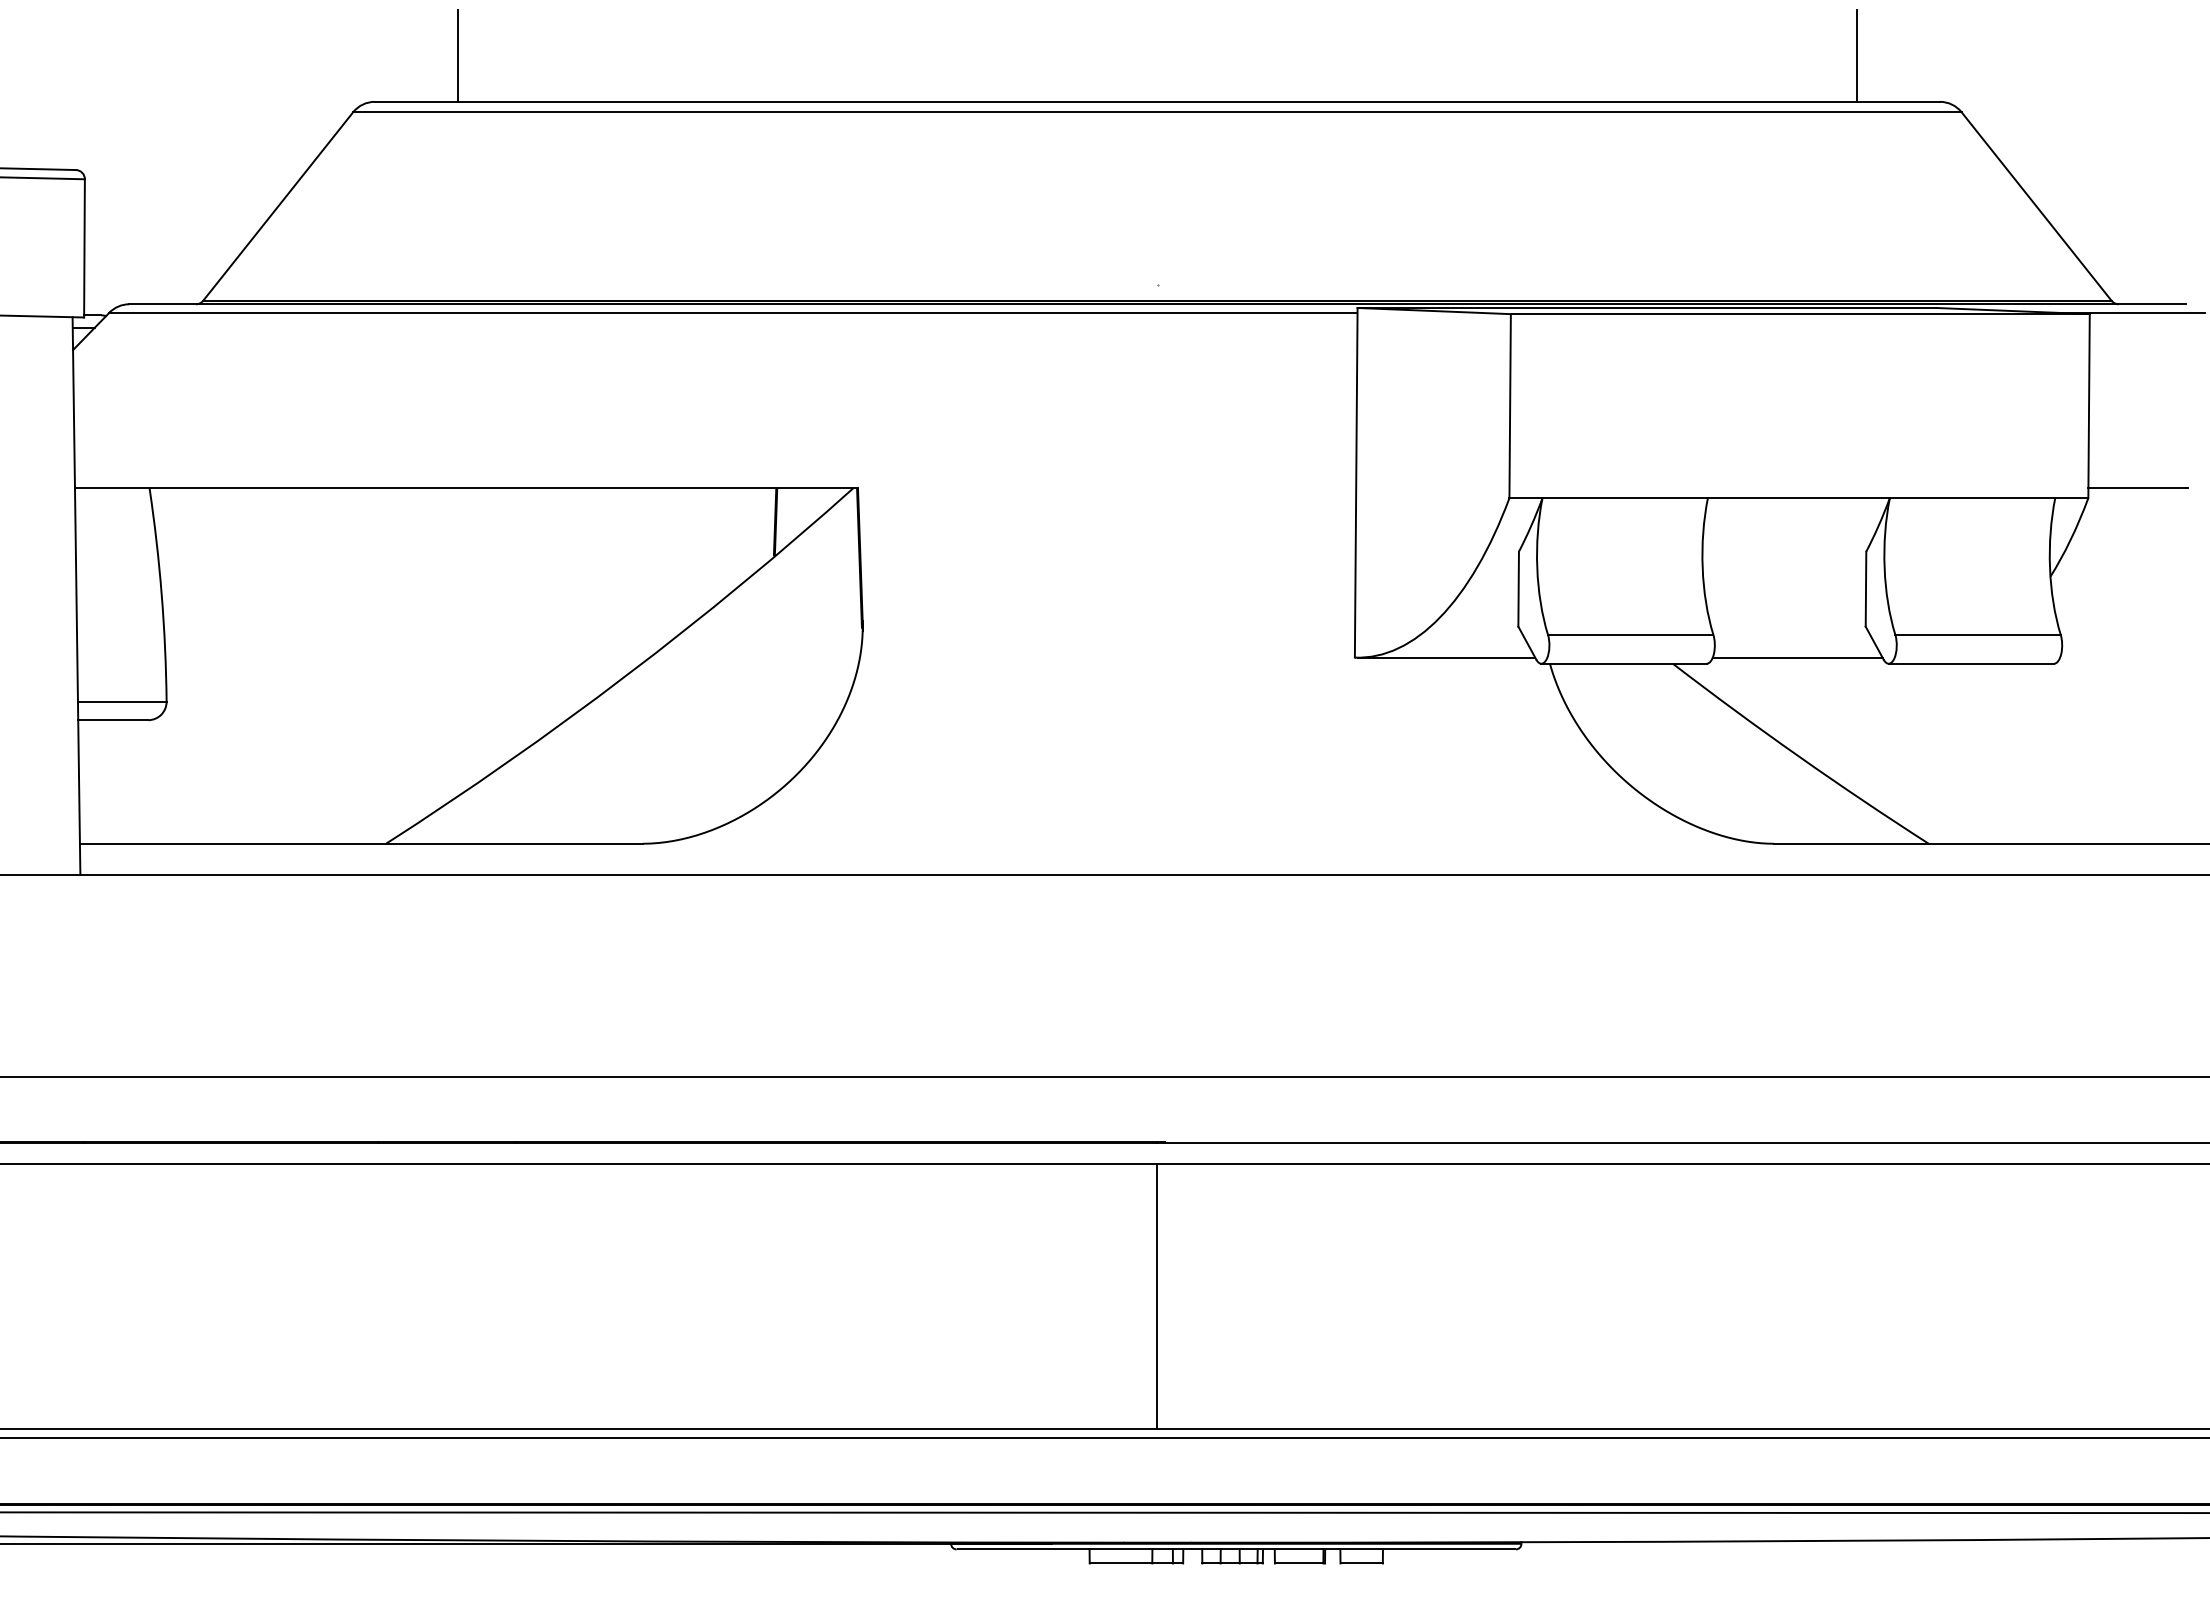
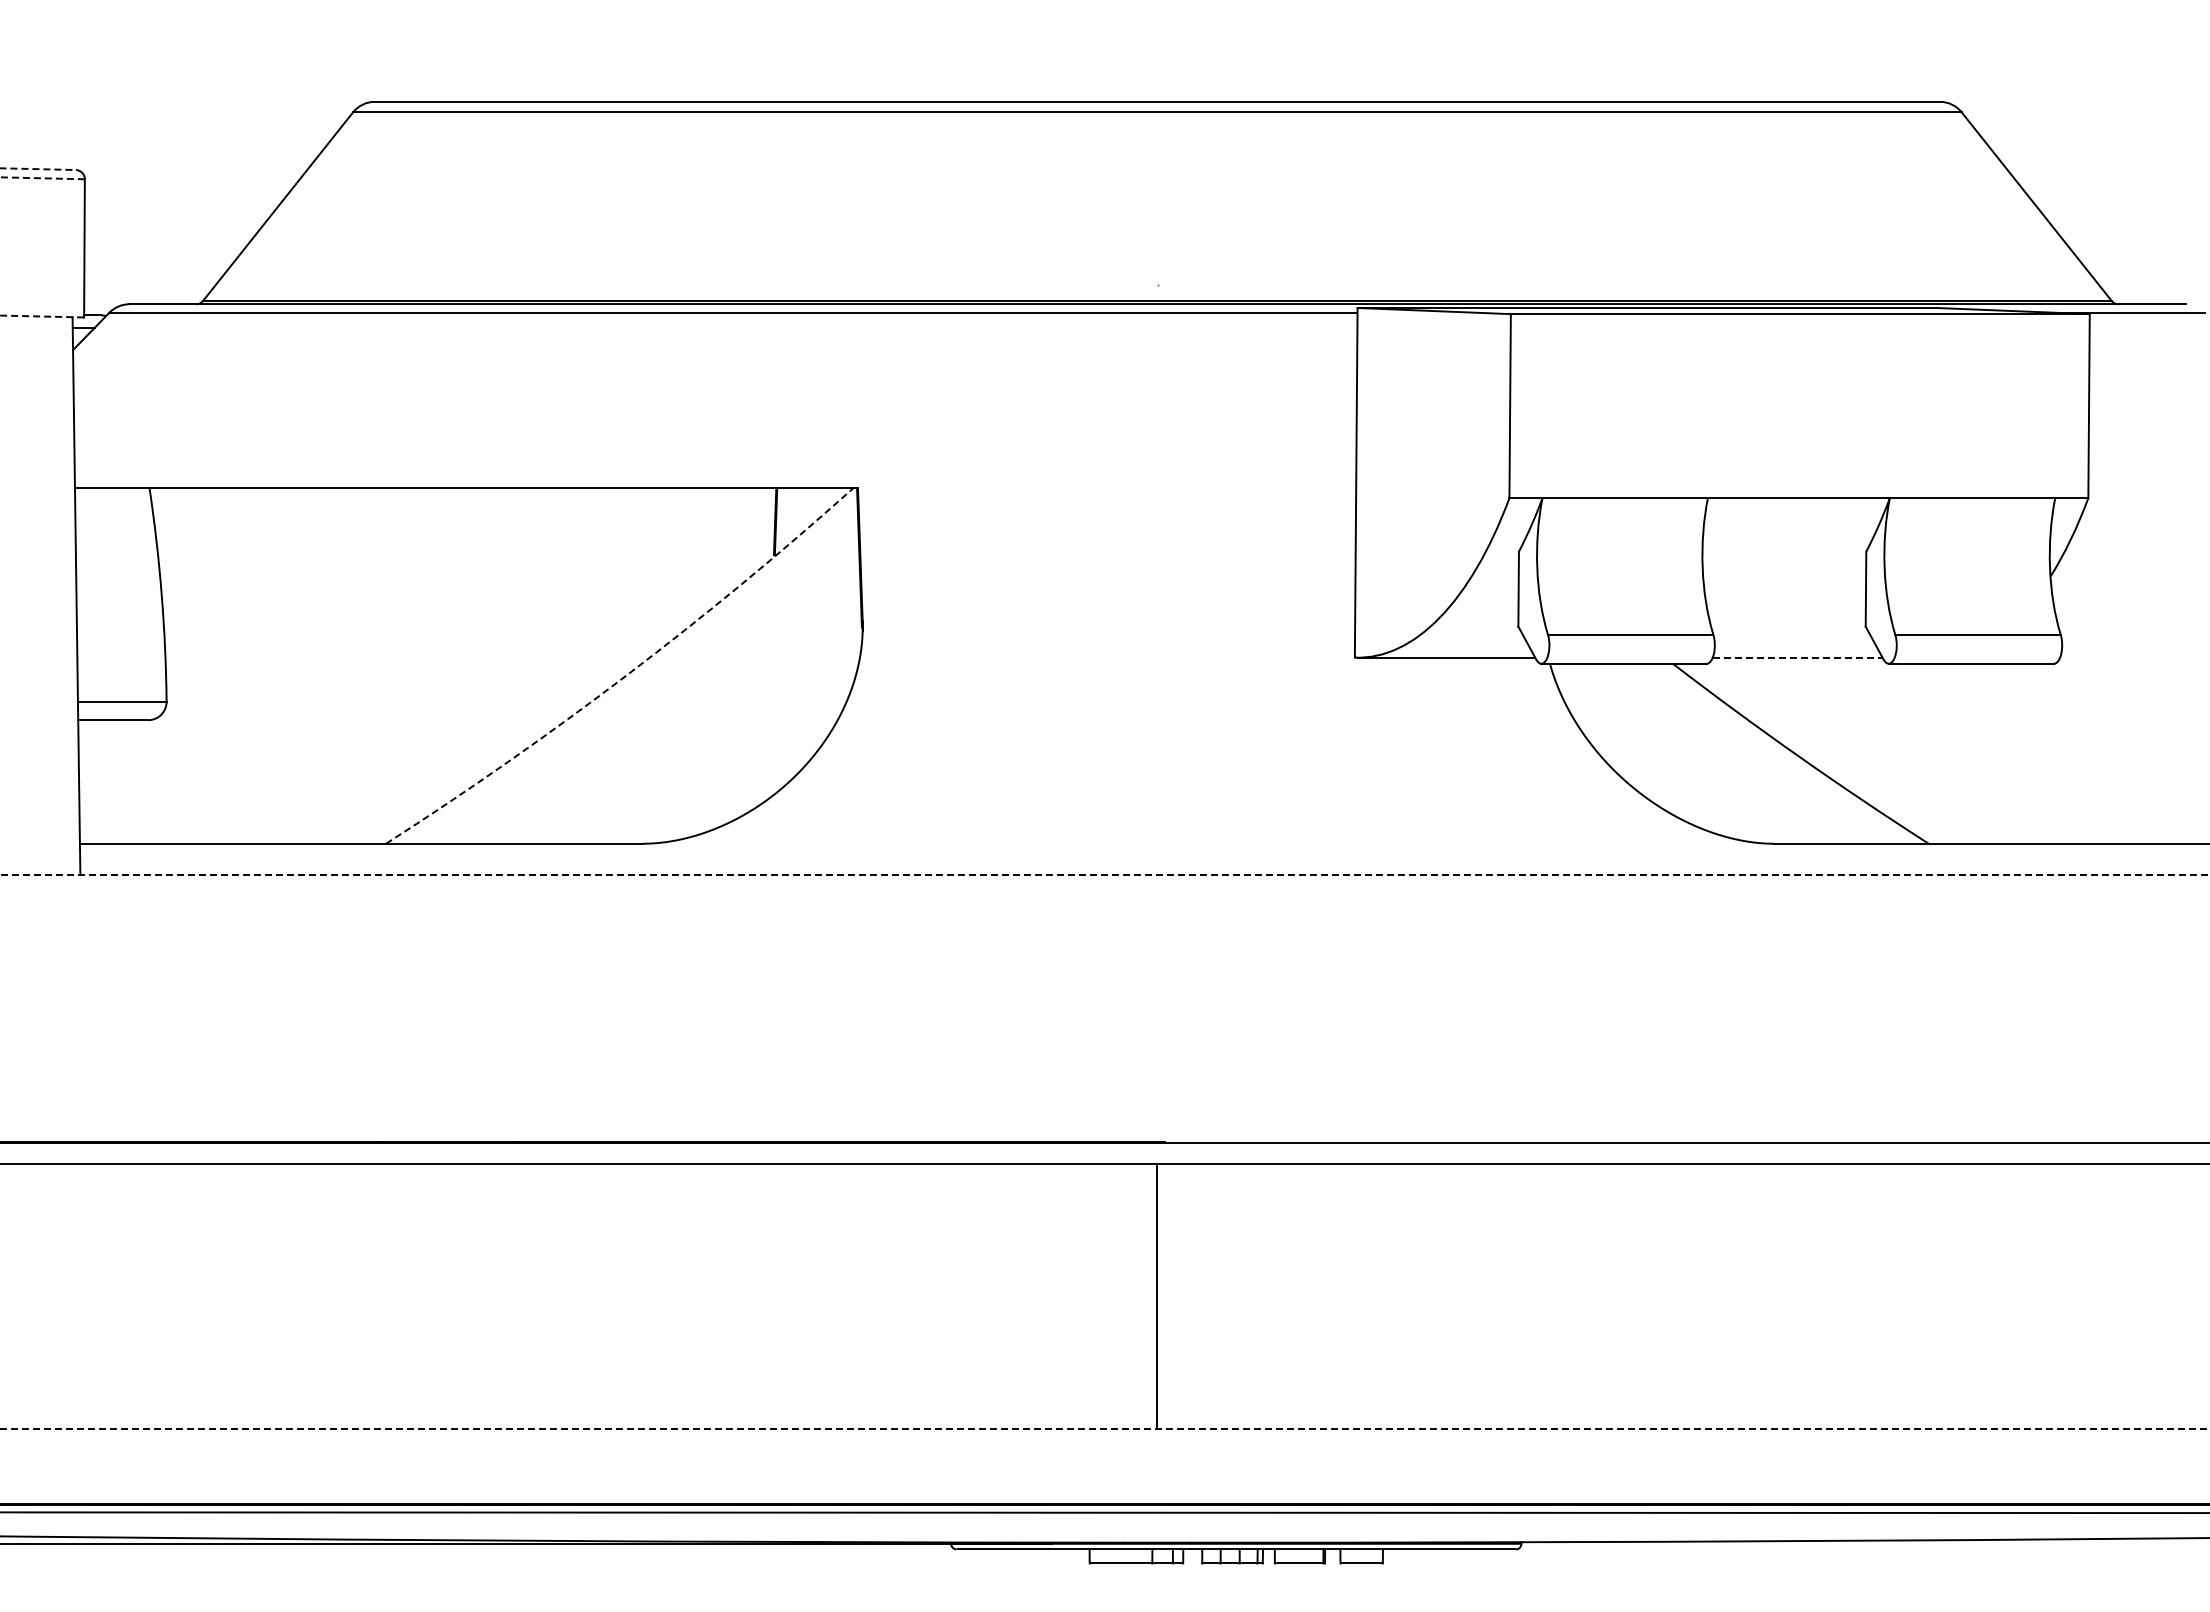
line: present -> none (458, 55)
line: present -> none (1856, 55)
line: solid -> dashed (38, 169)
line: solid -> dashed (42, 178)
line: solid -> dashed (42, 316)
line: present -> none (2138, 488)
line: solid -> dashed (1797, 657)
arc: solid -> dashed (626, 675)
line: solid -> dashed (1105, 874)
line: present -> none (1104, 1077)
line: solid -> dashed (1105, 1428)
line: present -> none (1104, 1437)
